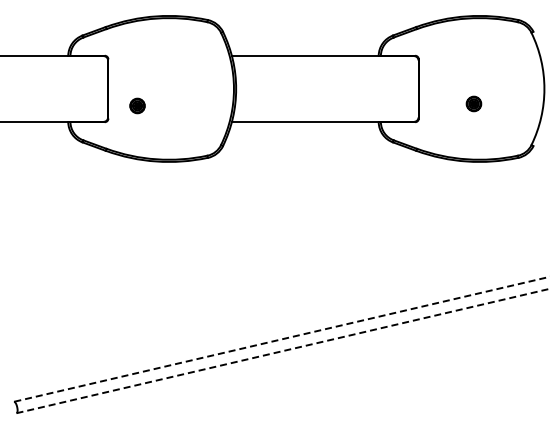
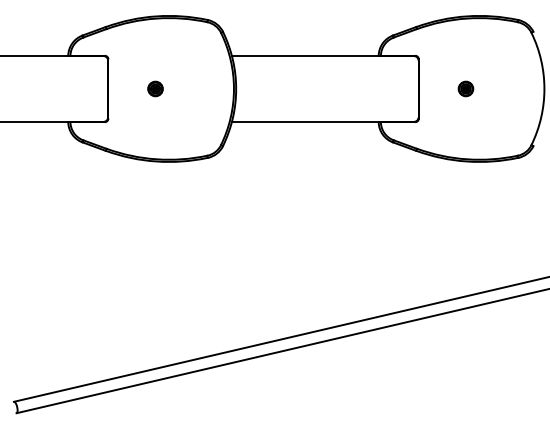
part position: (473, 103) -> (465, 88) (465, 88)
part position: (137, 105) -> (155, 88) (155, 88)
line: dashed -> solid (281, 339)
line: dashed -> solid (283, 351)
